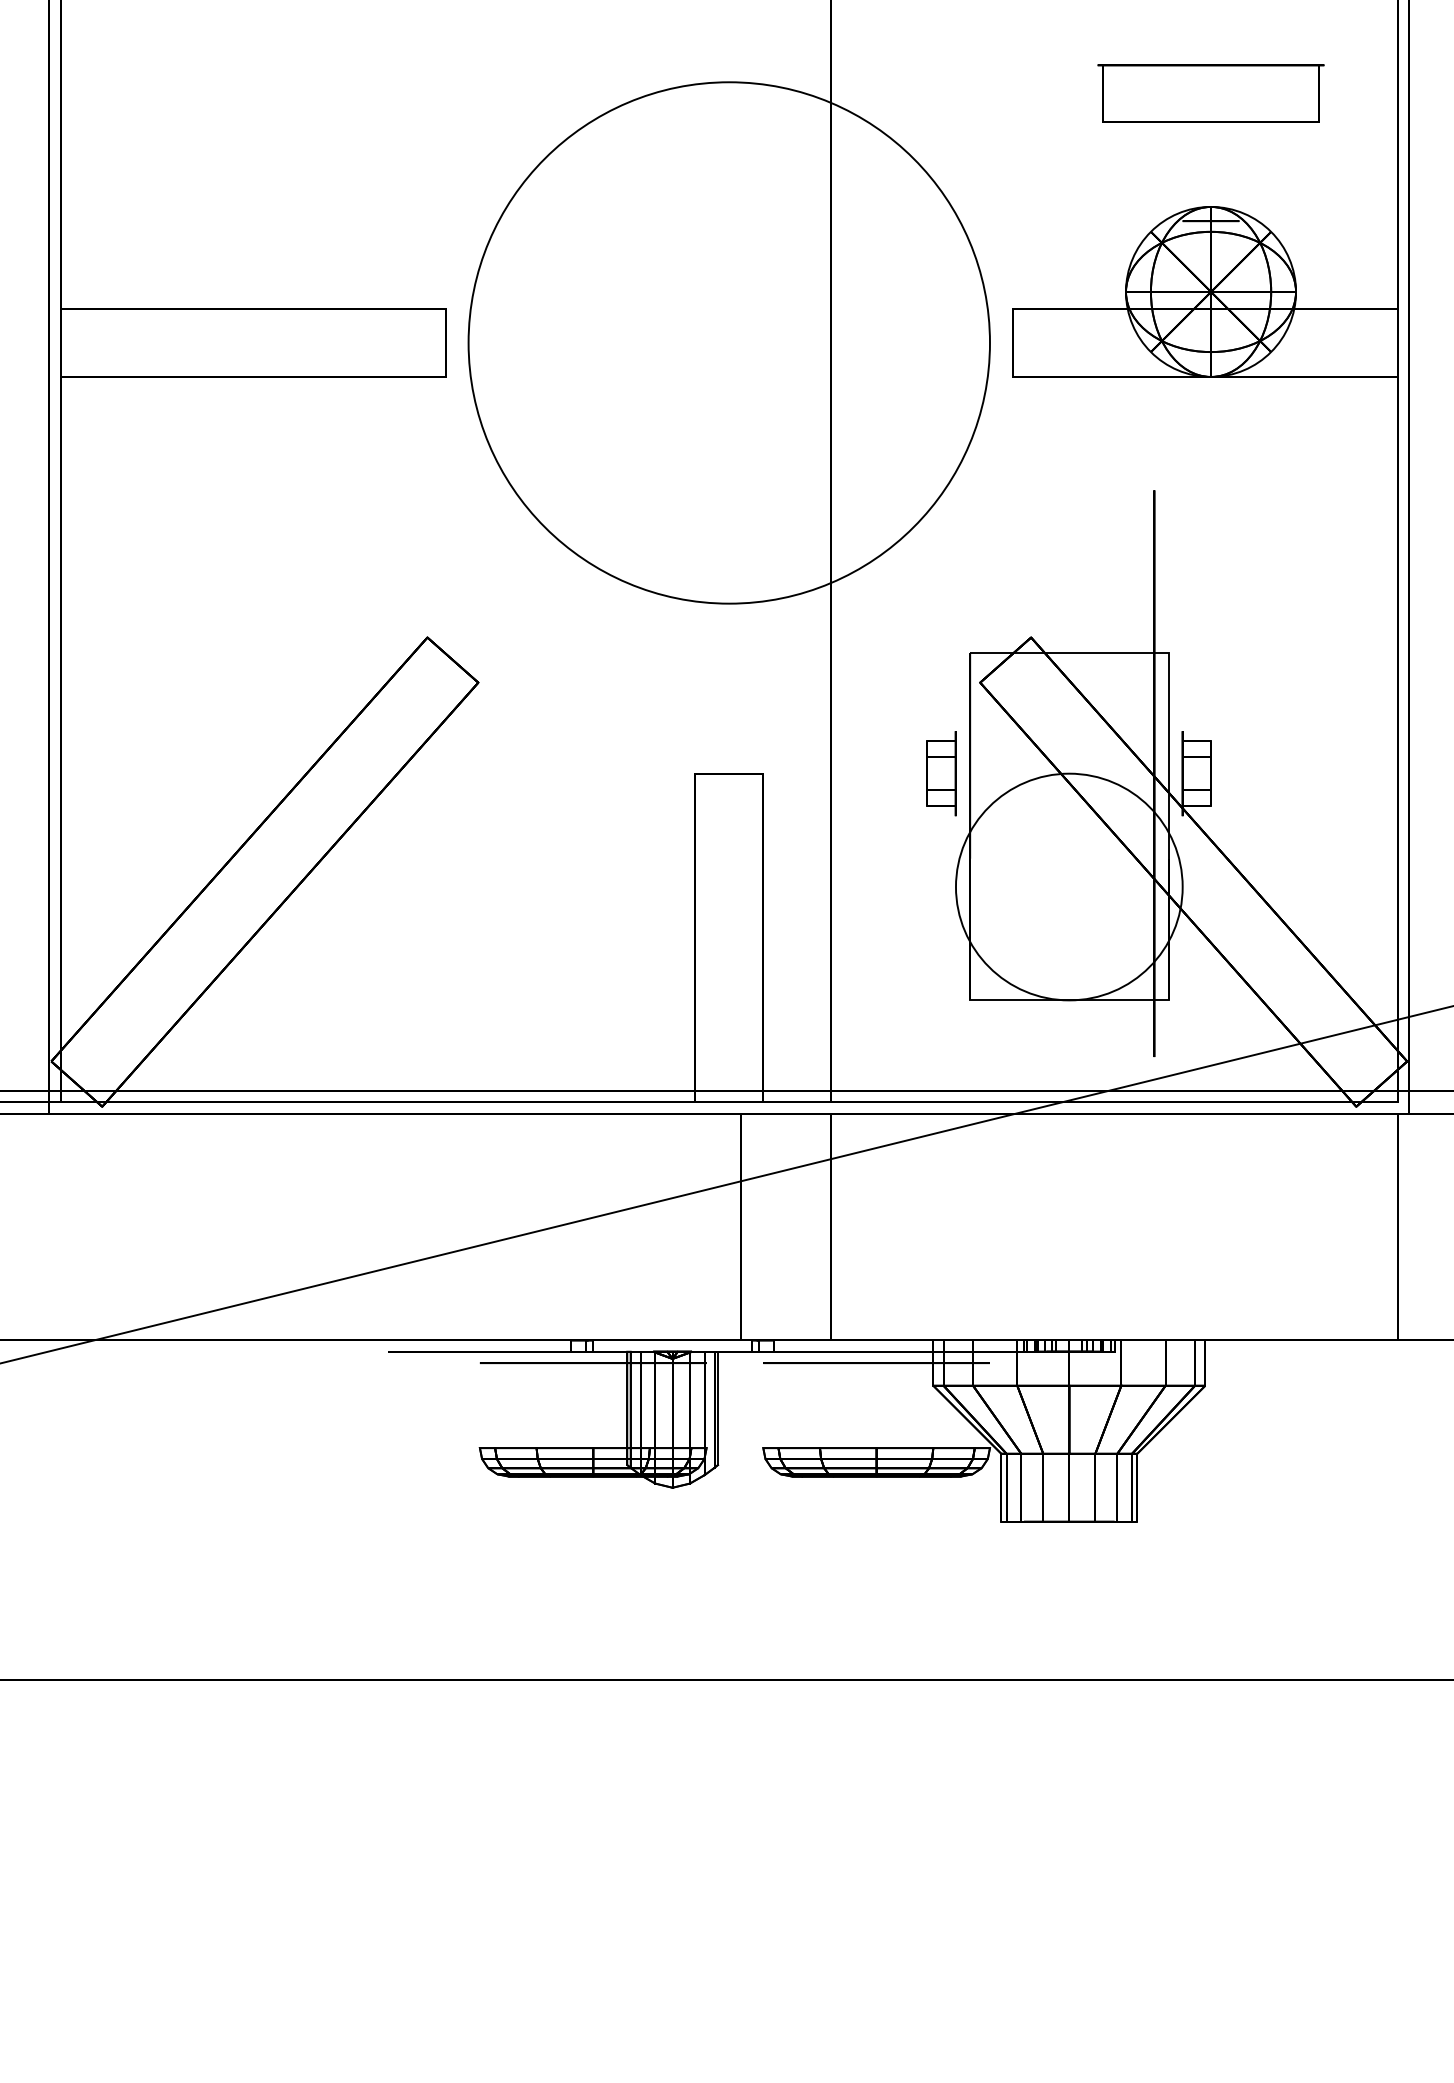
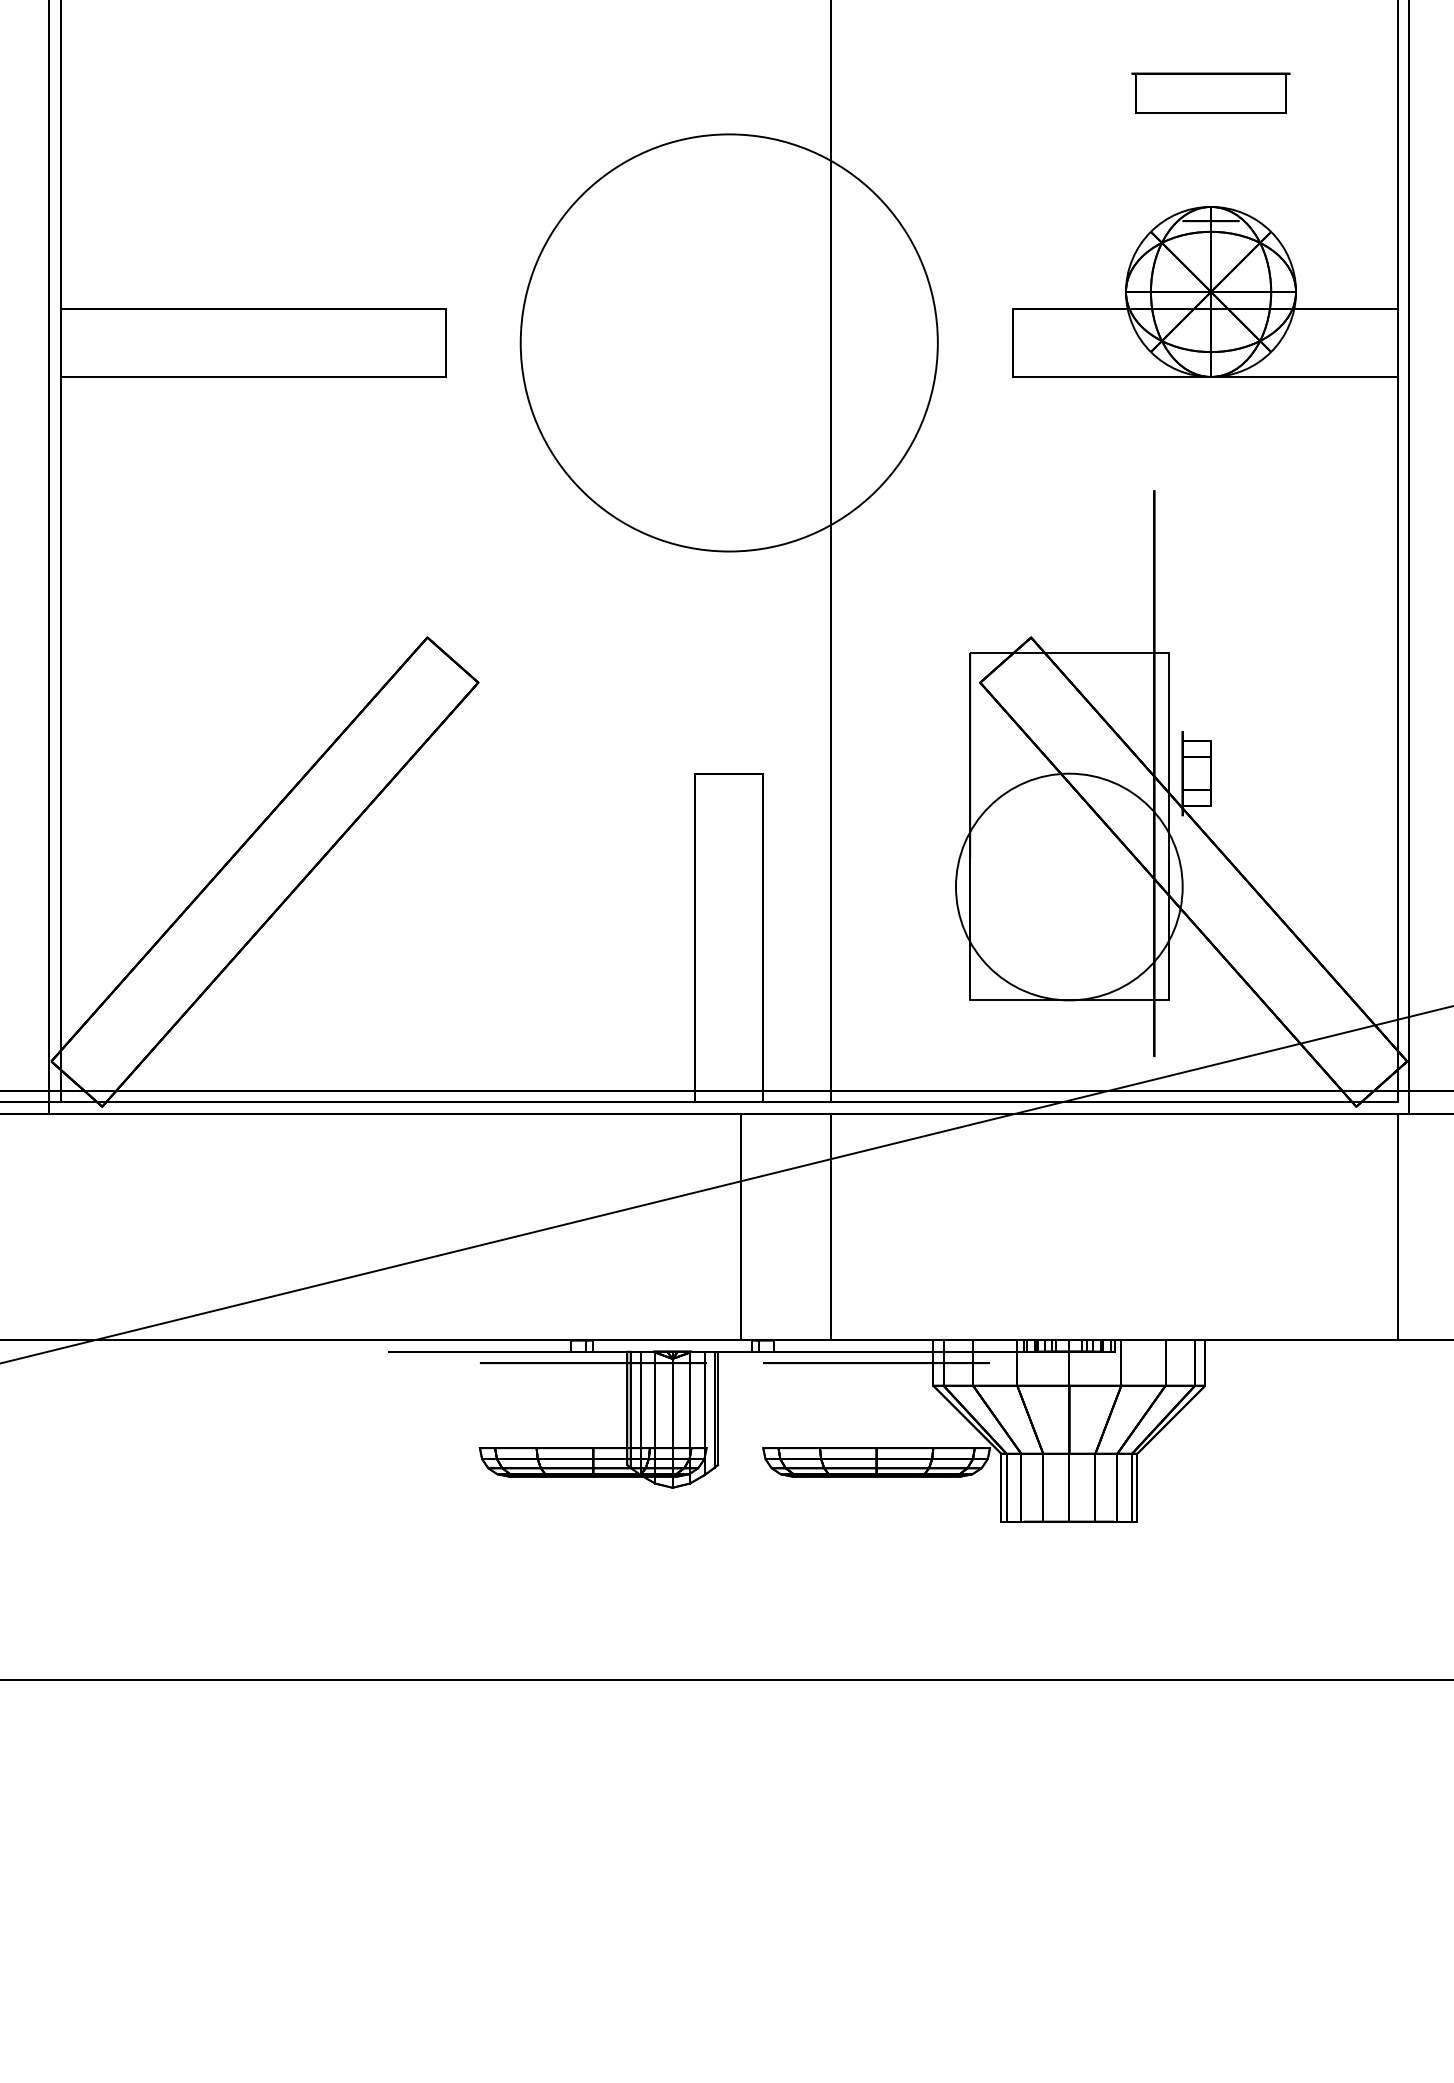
part size: 228x59 px -> 160x42 px (1210, 92)
circle diameter: 521 px -> 417 px (728, 342)
part: present -> none (941, 773)
